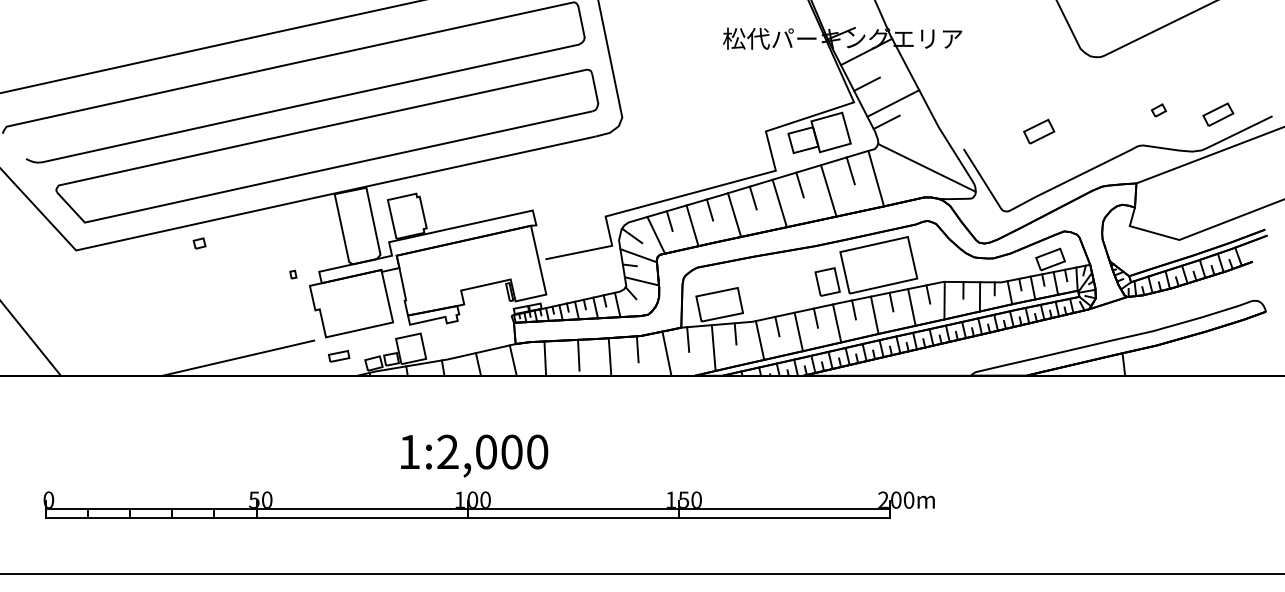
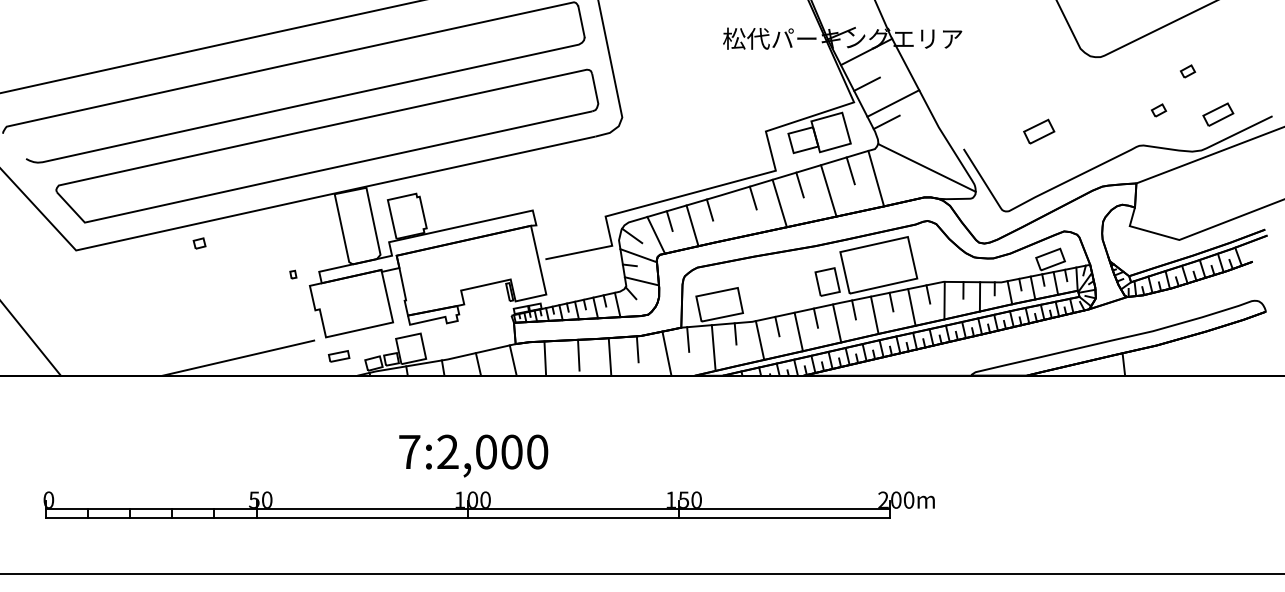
part: none -> present (1188, 71)
line: present -> none (734, 214)
text: 1:2,000 -> 7:2,000 (409, 451)
